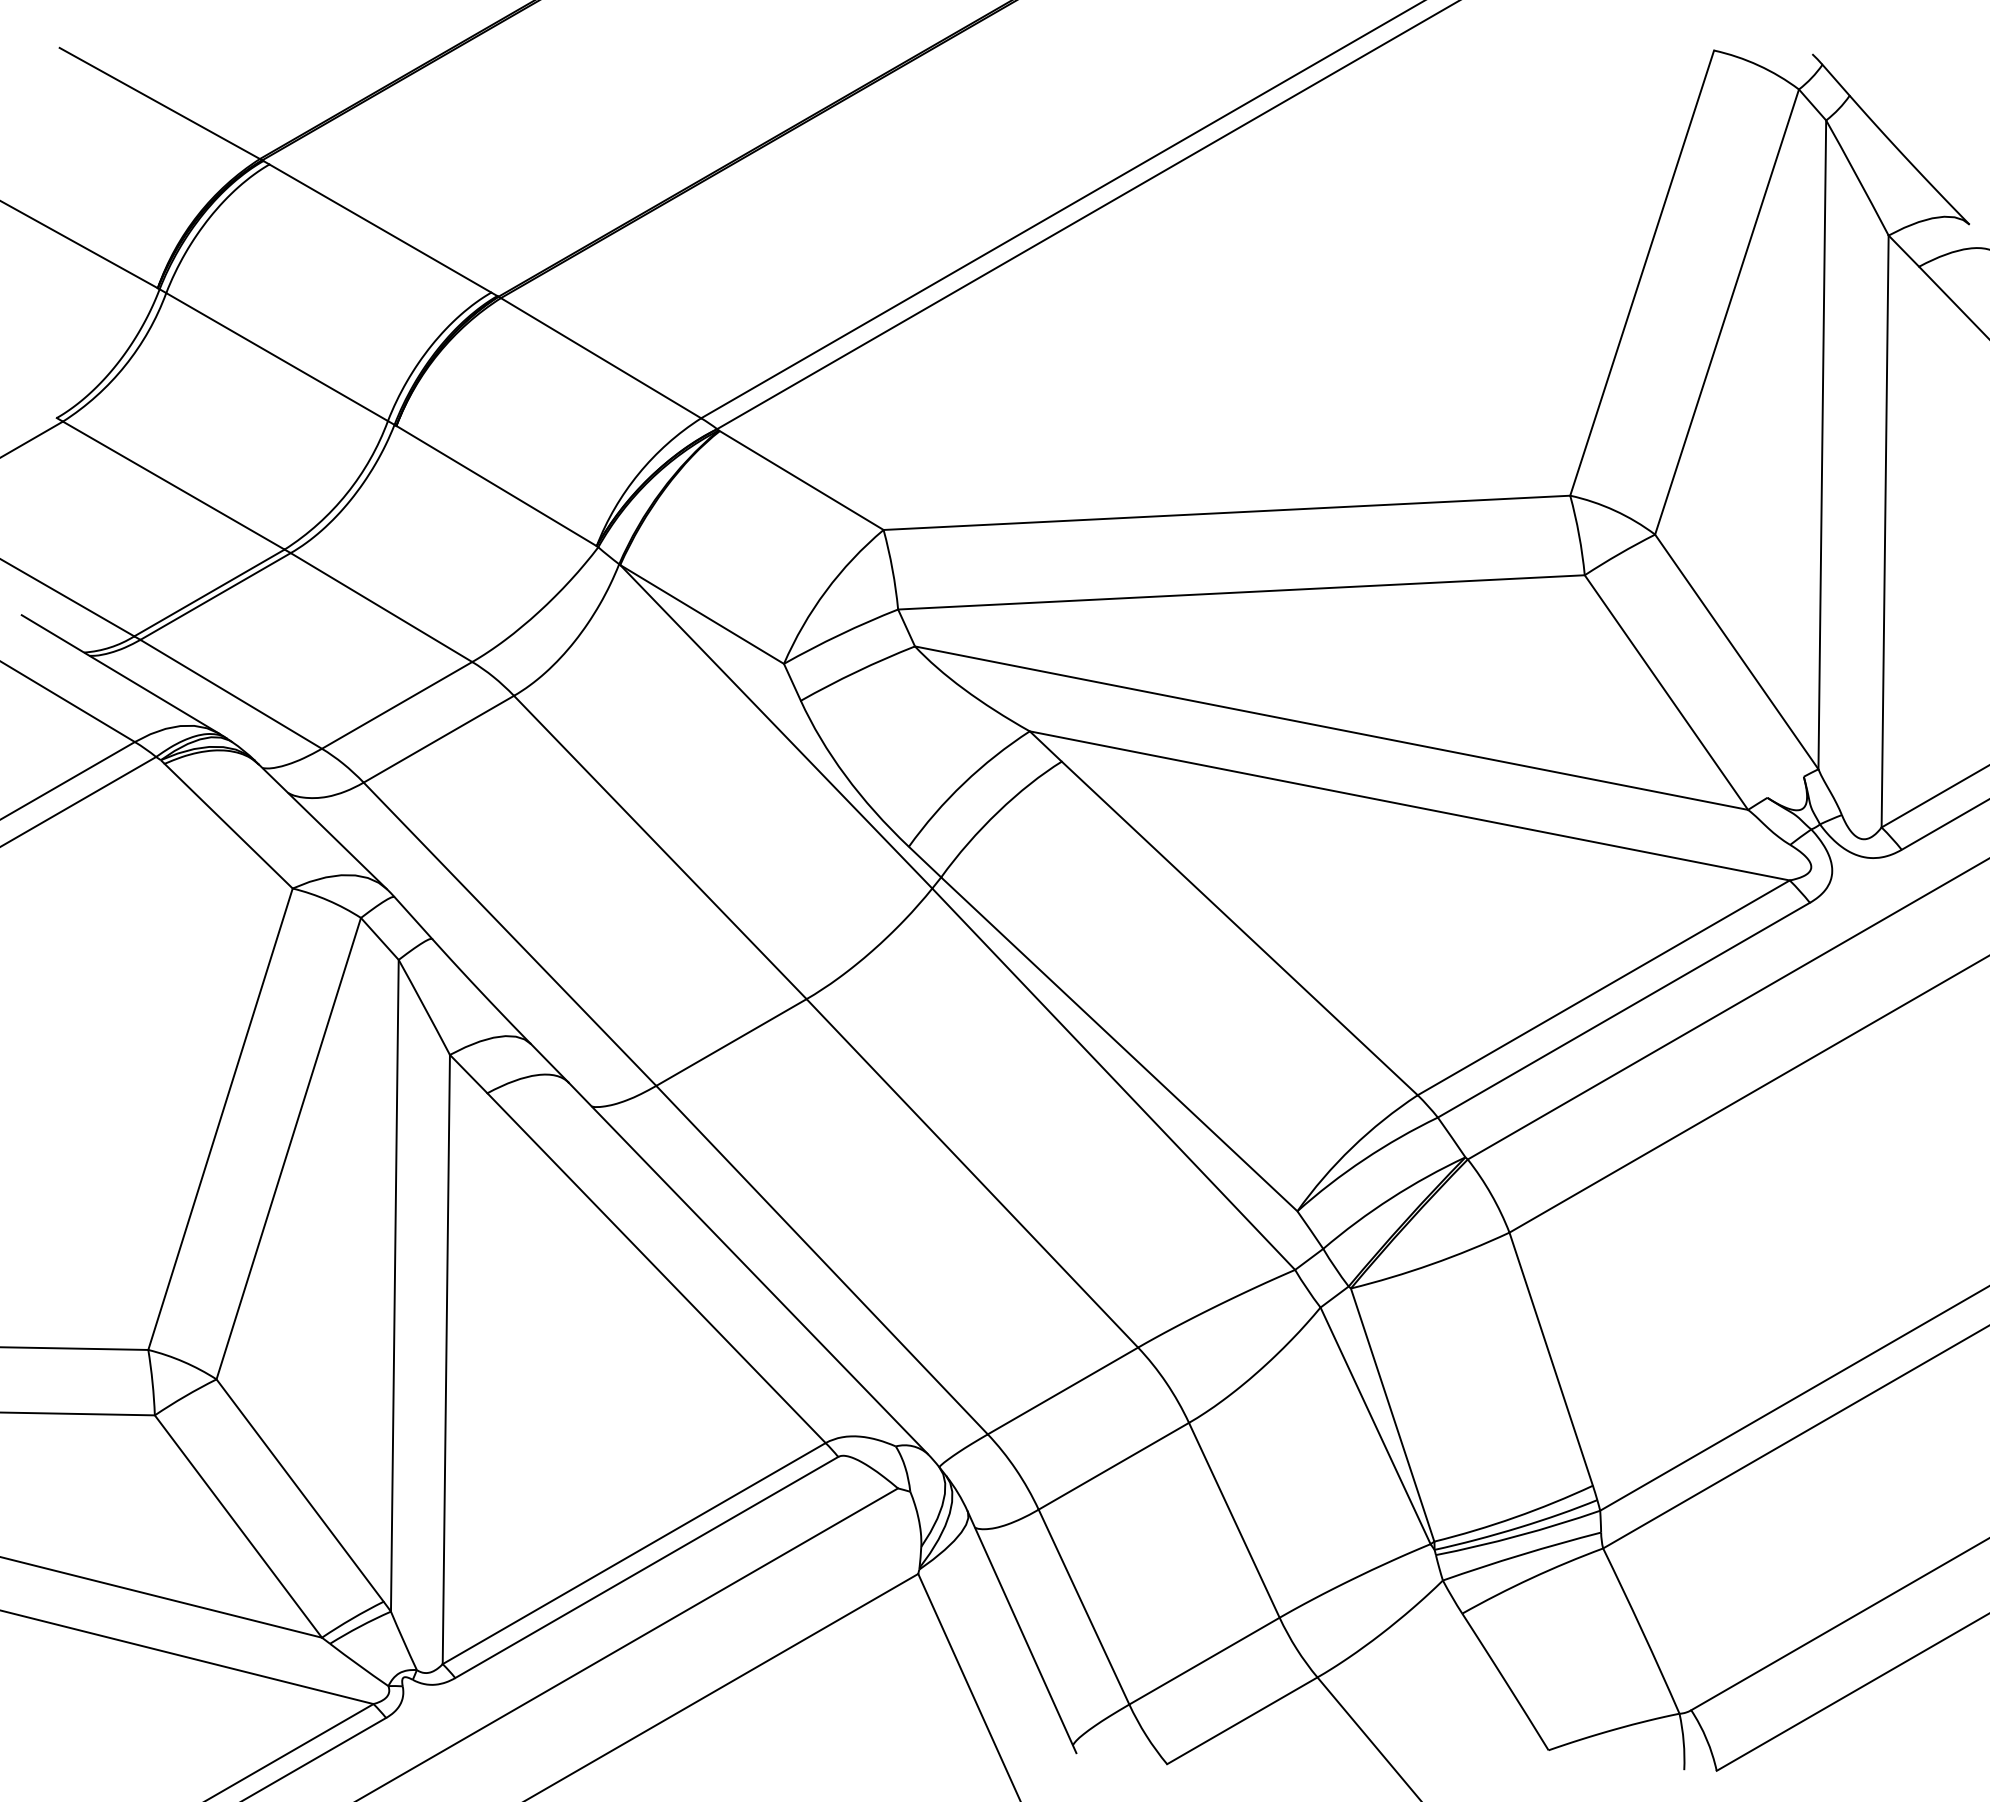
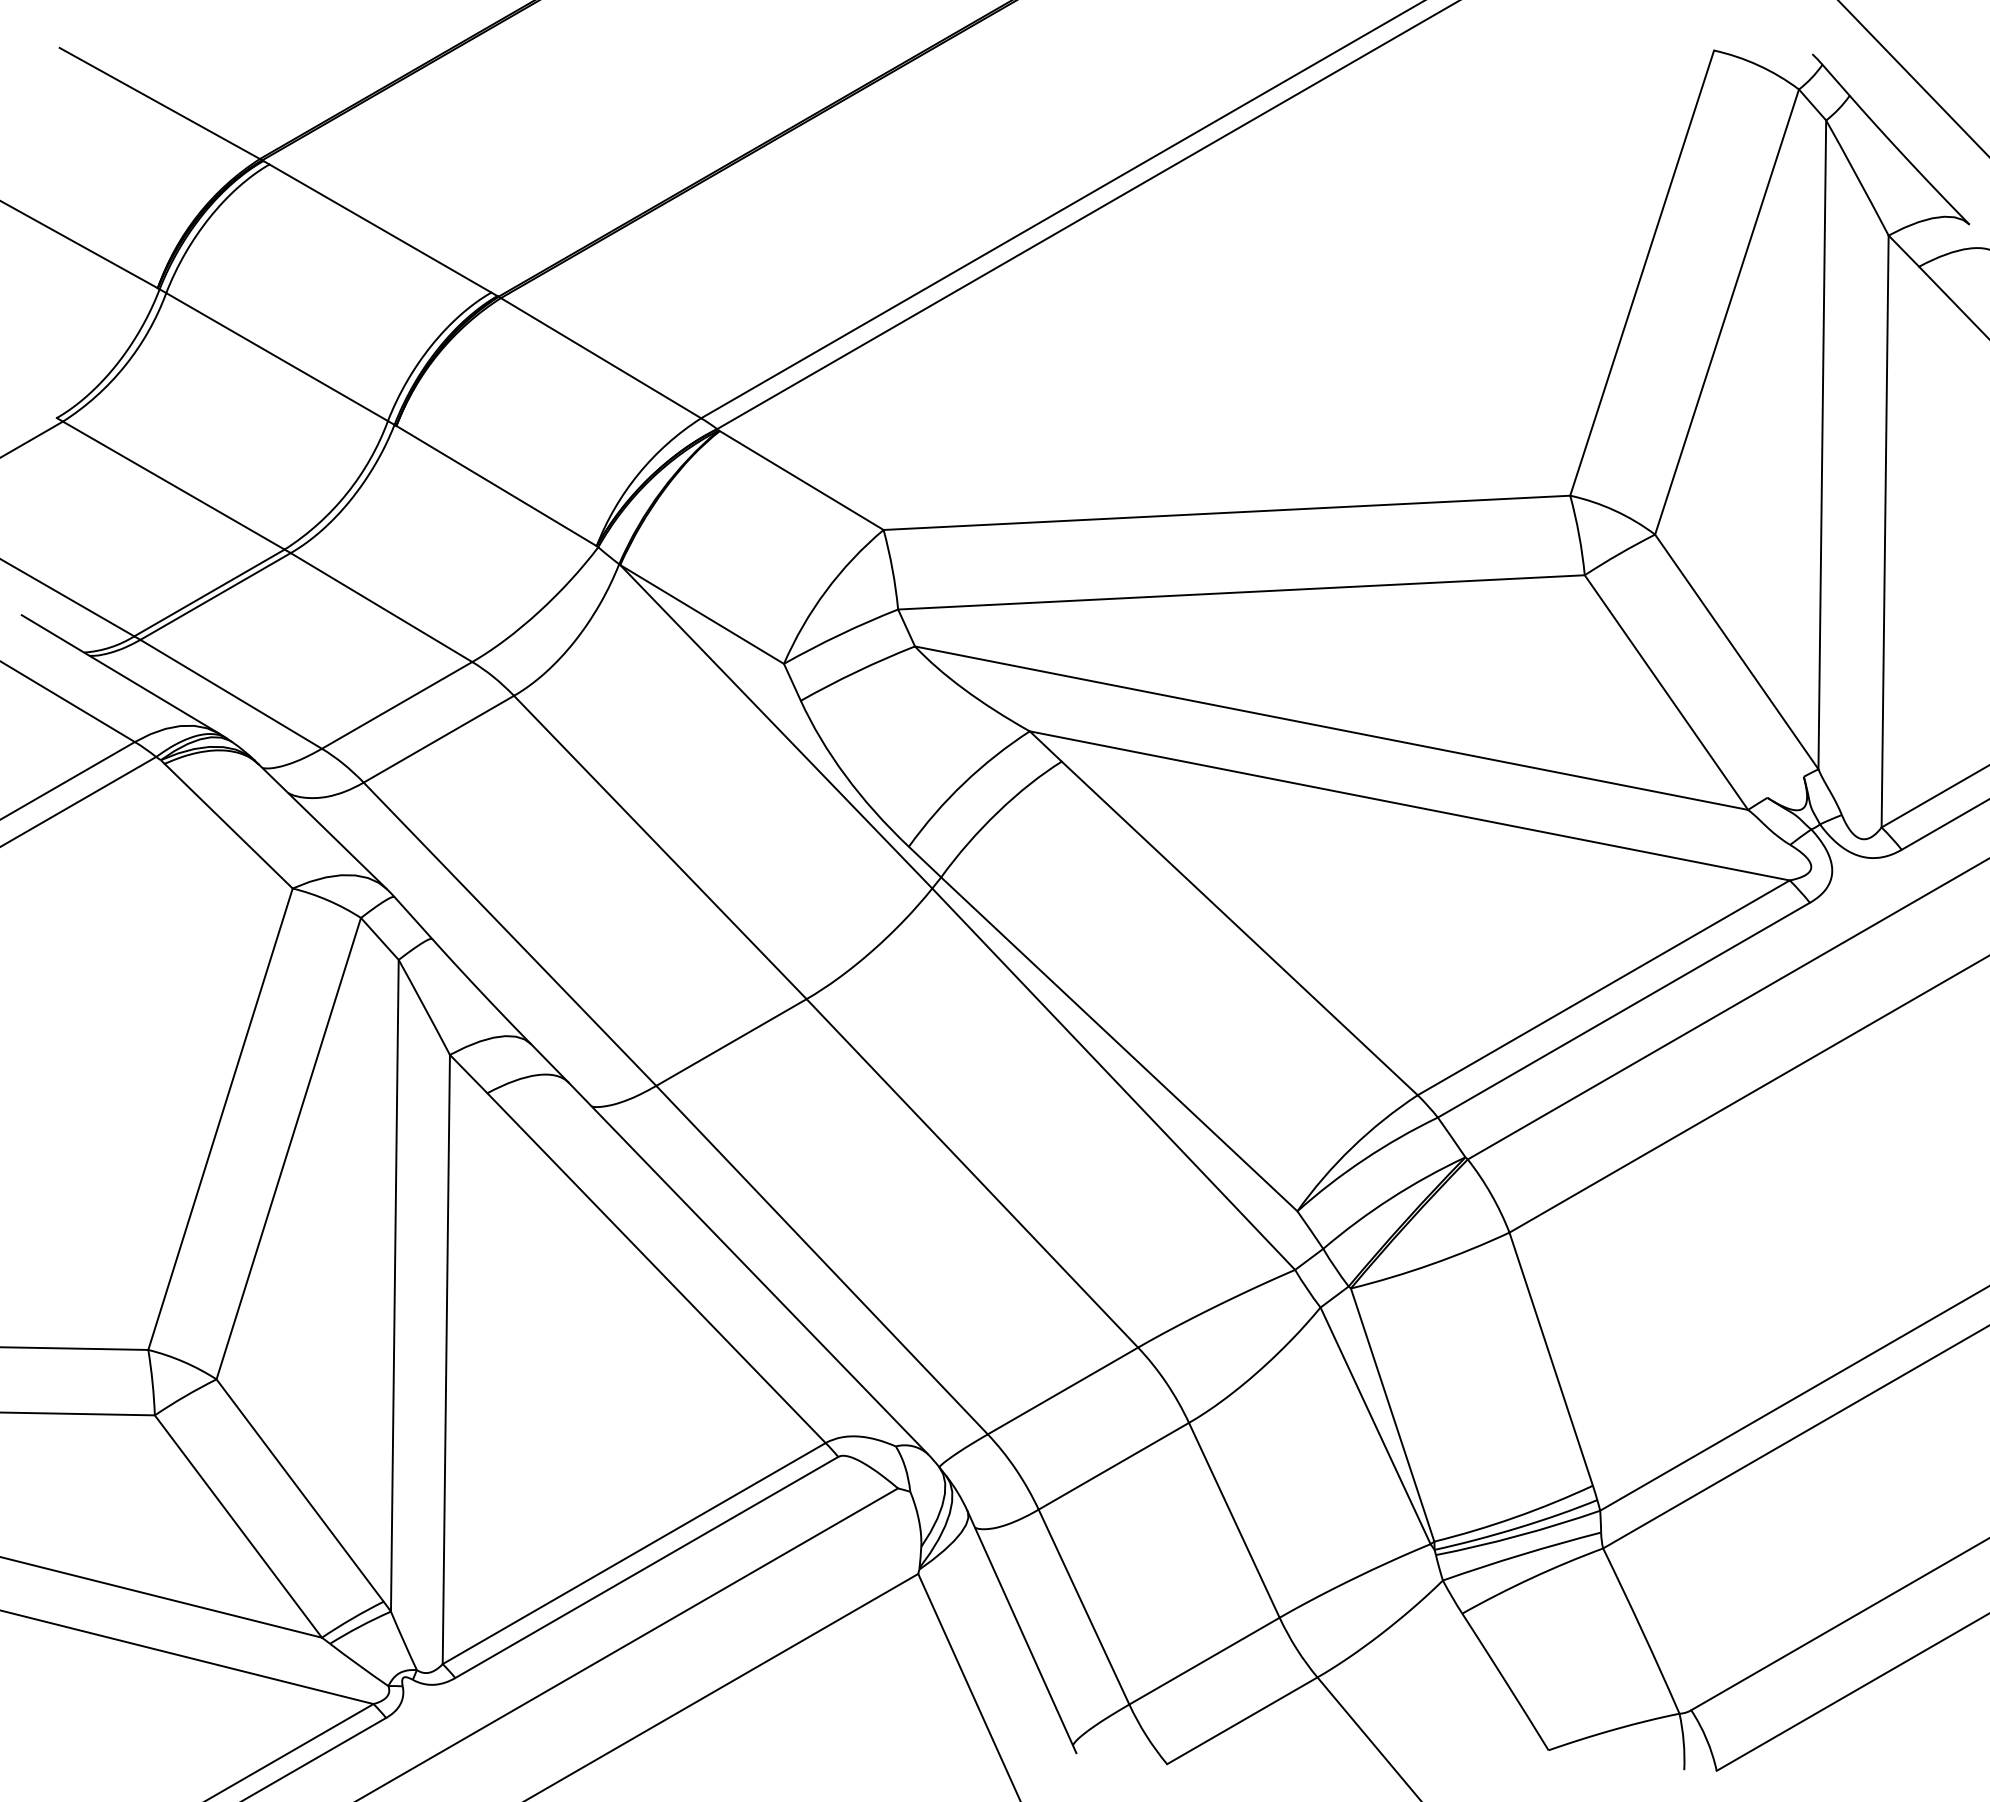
line: none -> present (1912, 78)
